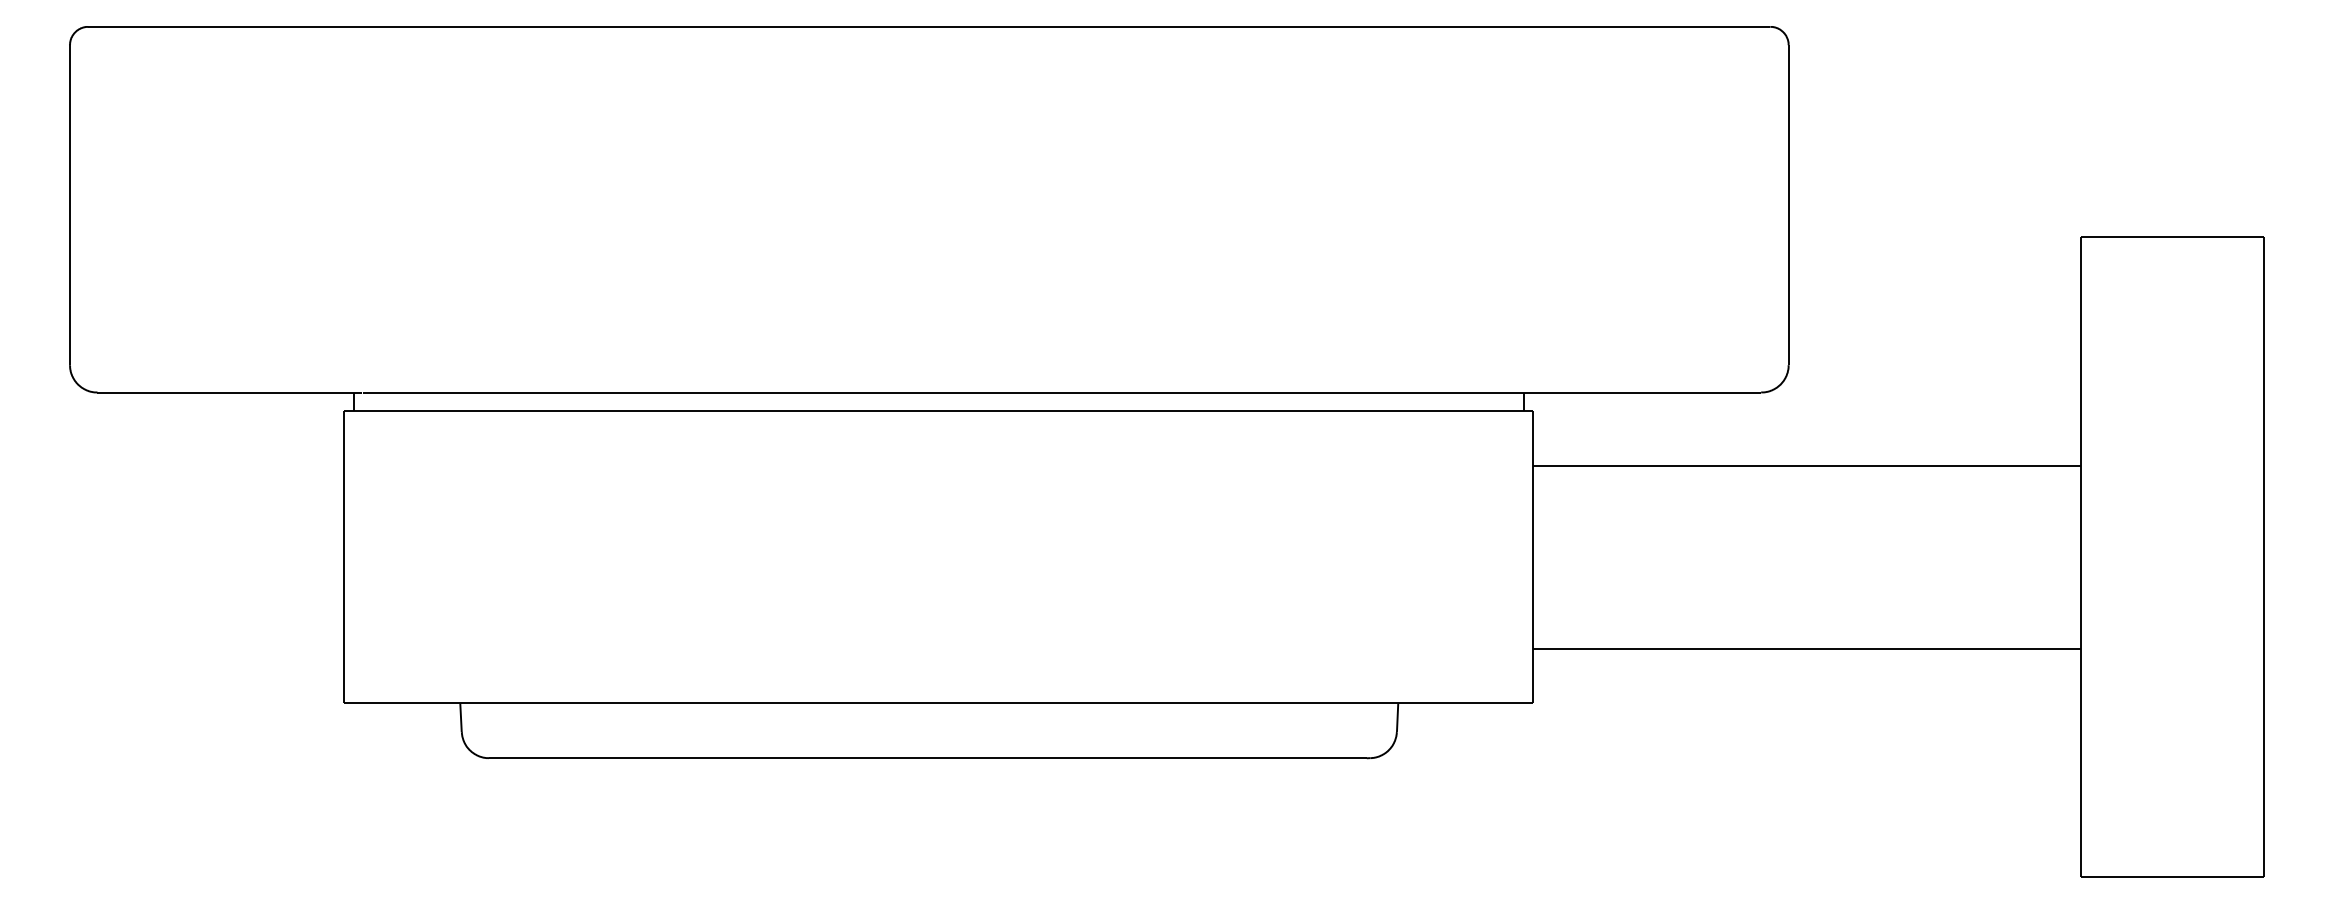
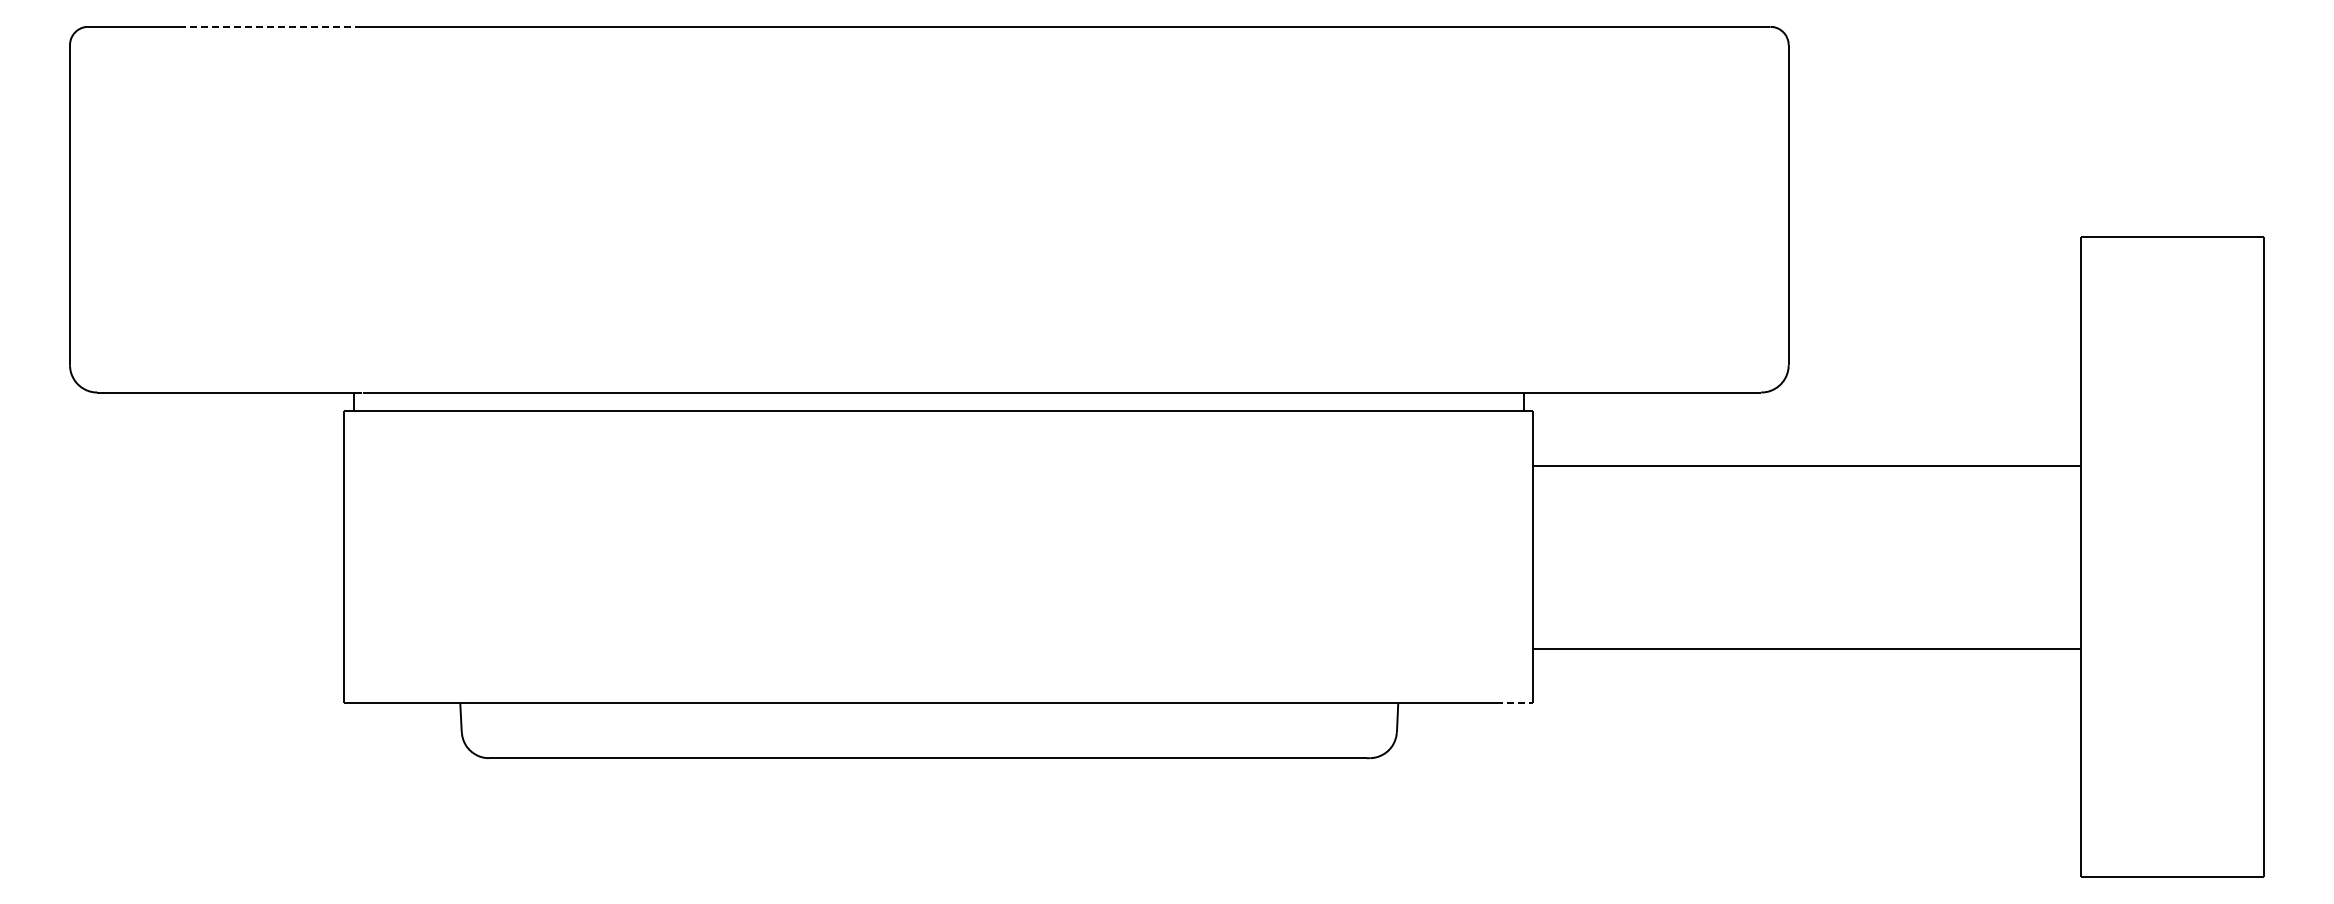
line: solid -> dashed (272, 26)
line: solid -> dashed (1514, 703)
